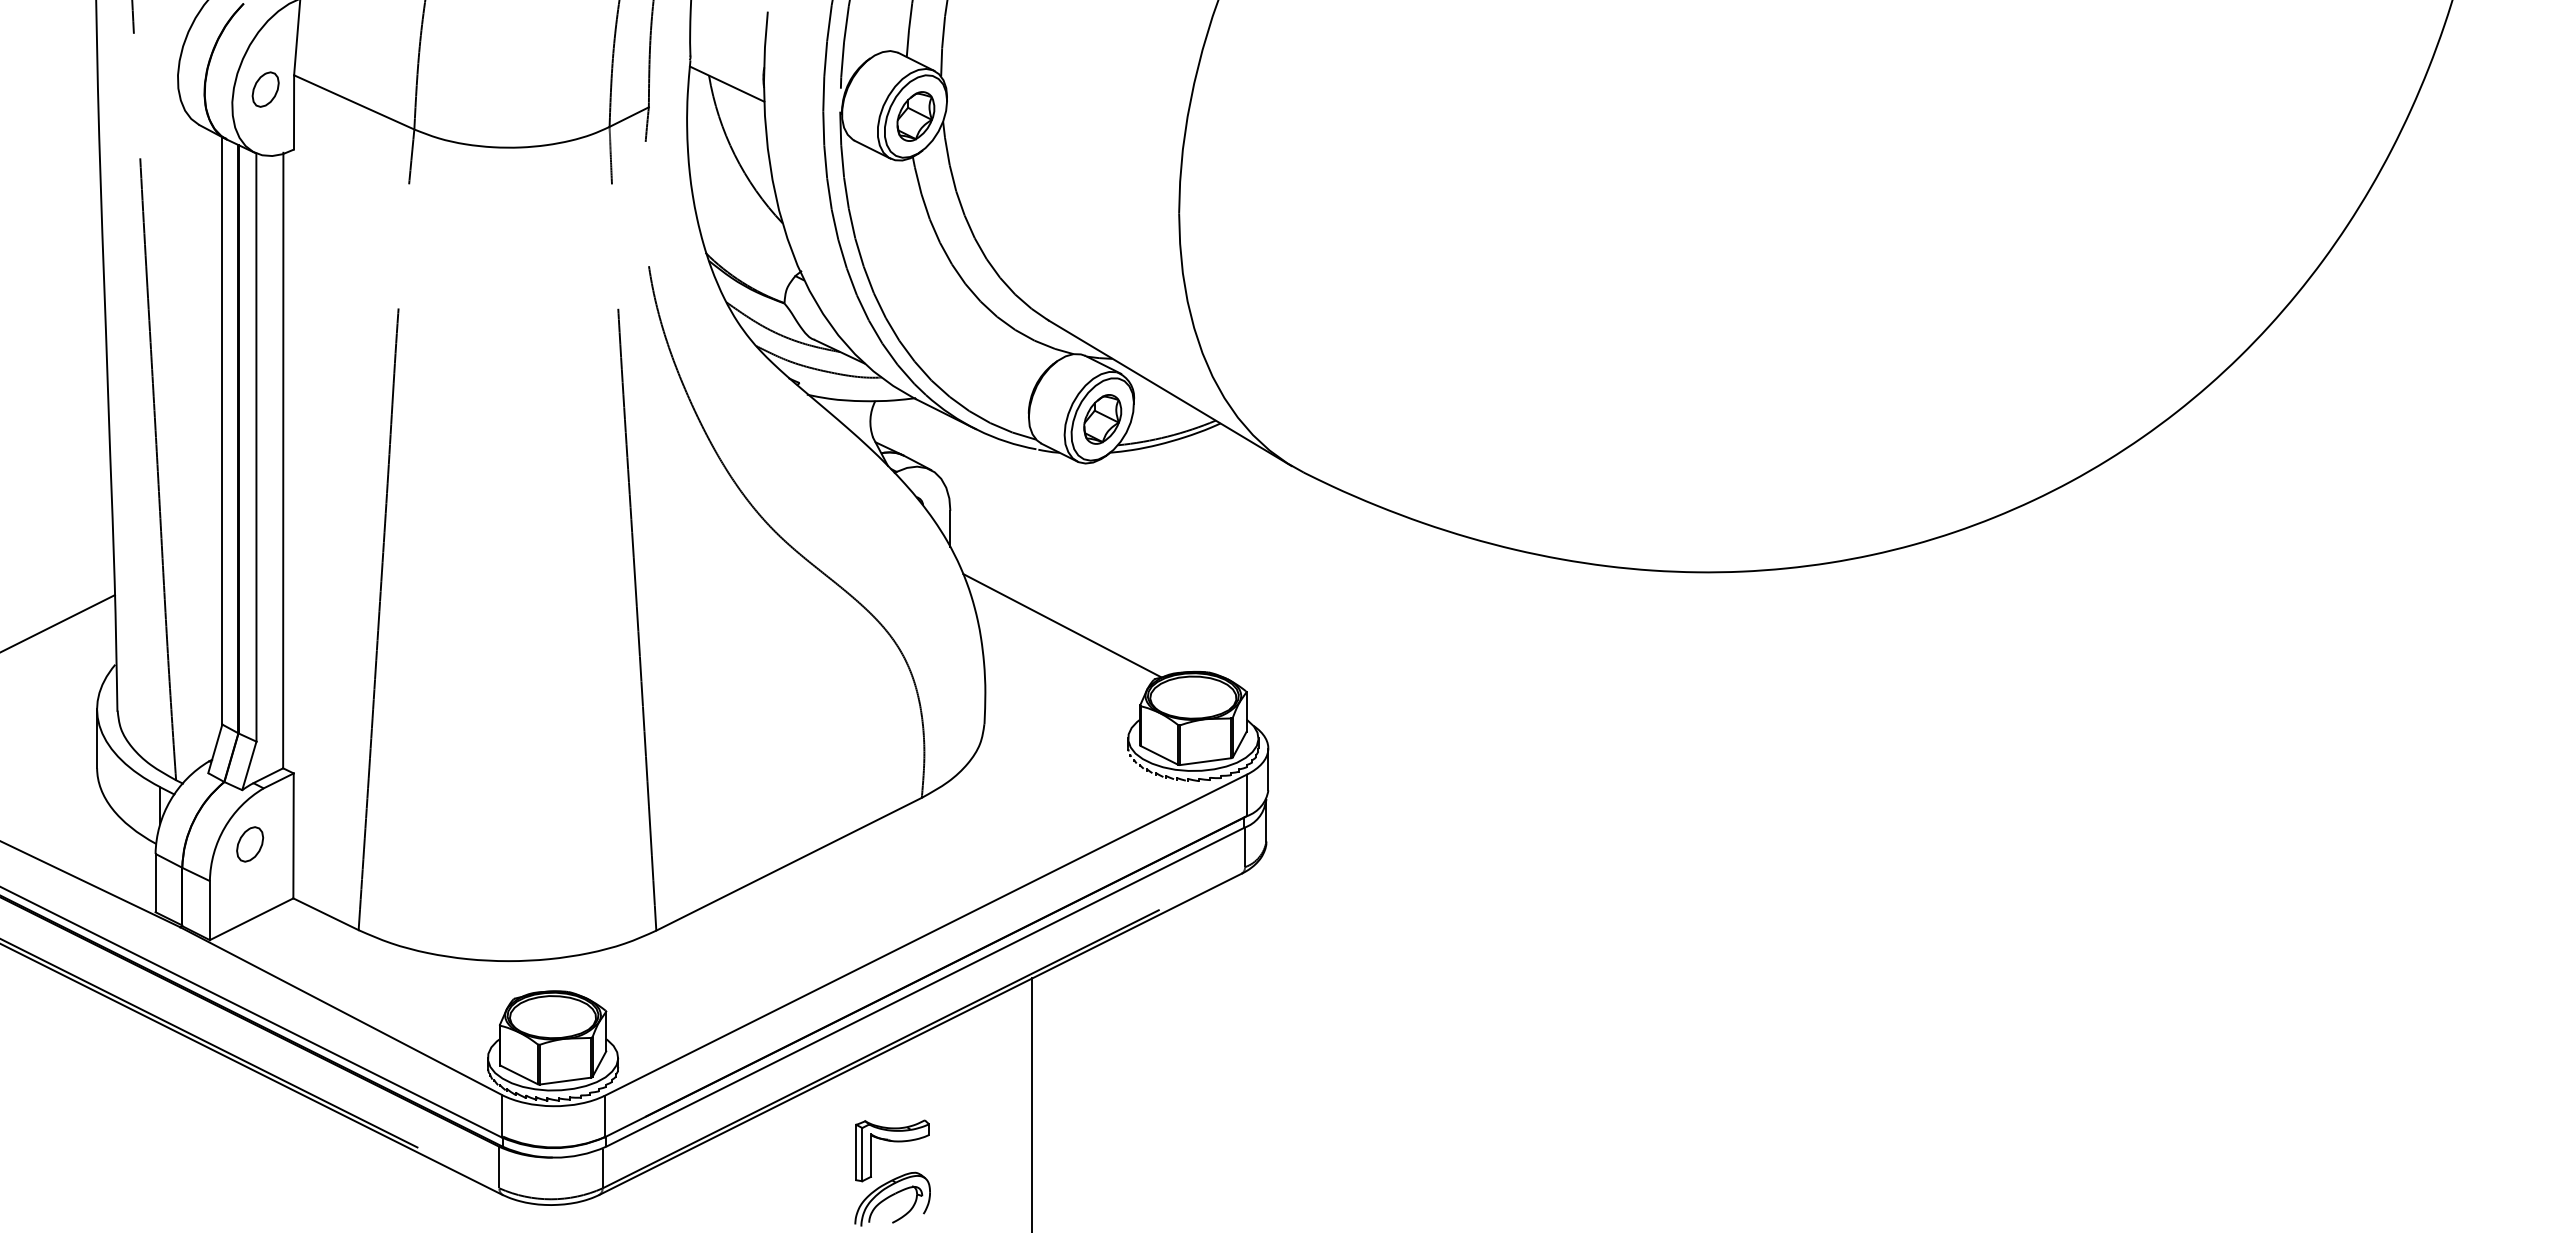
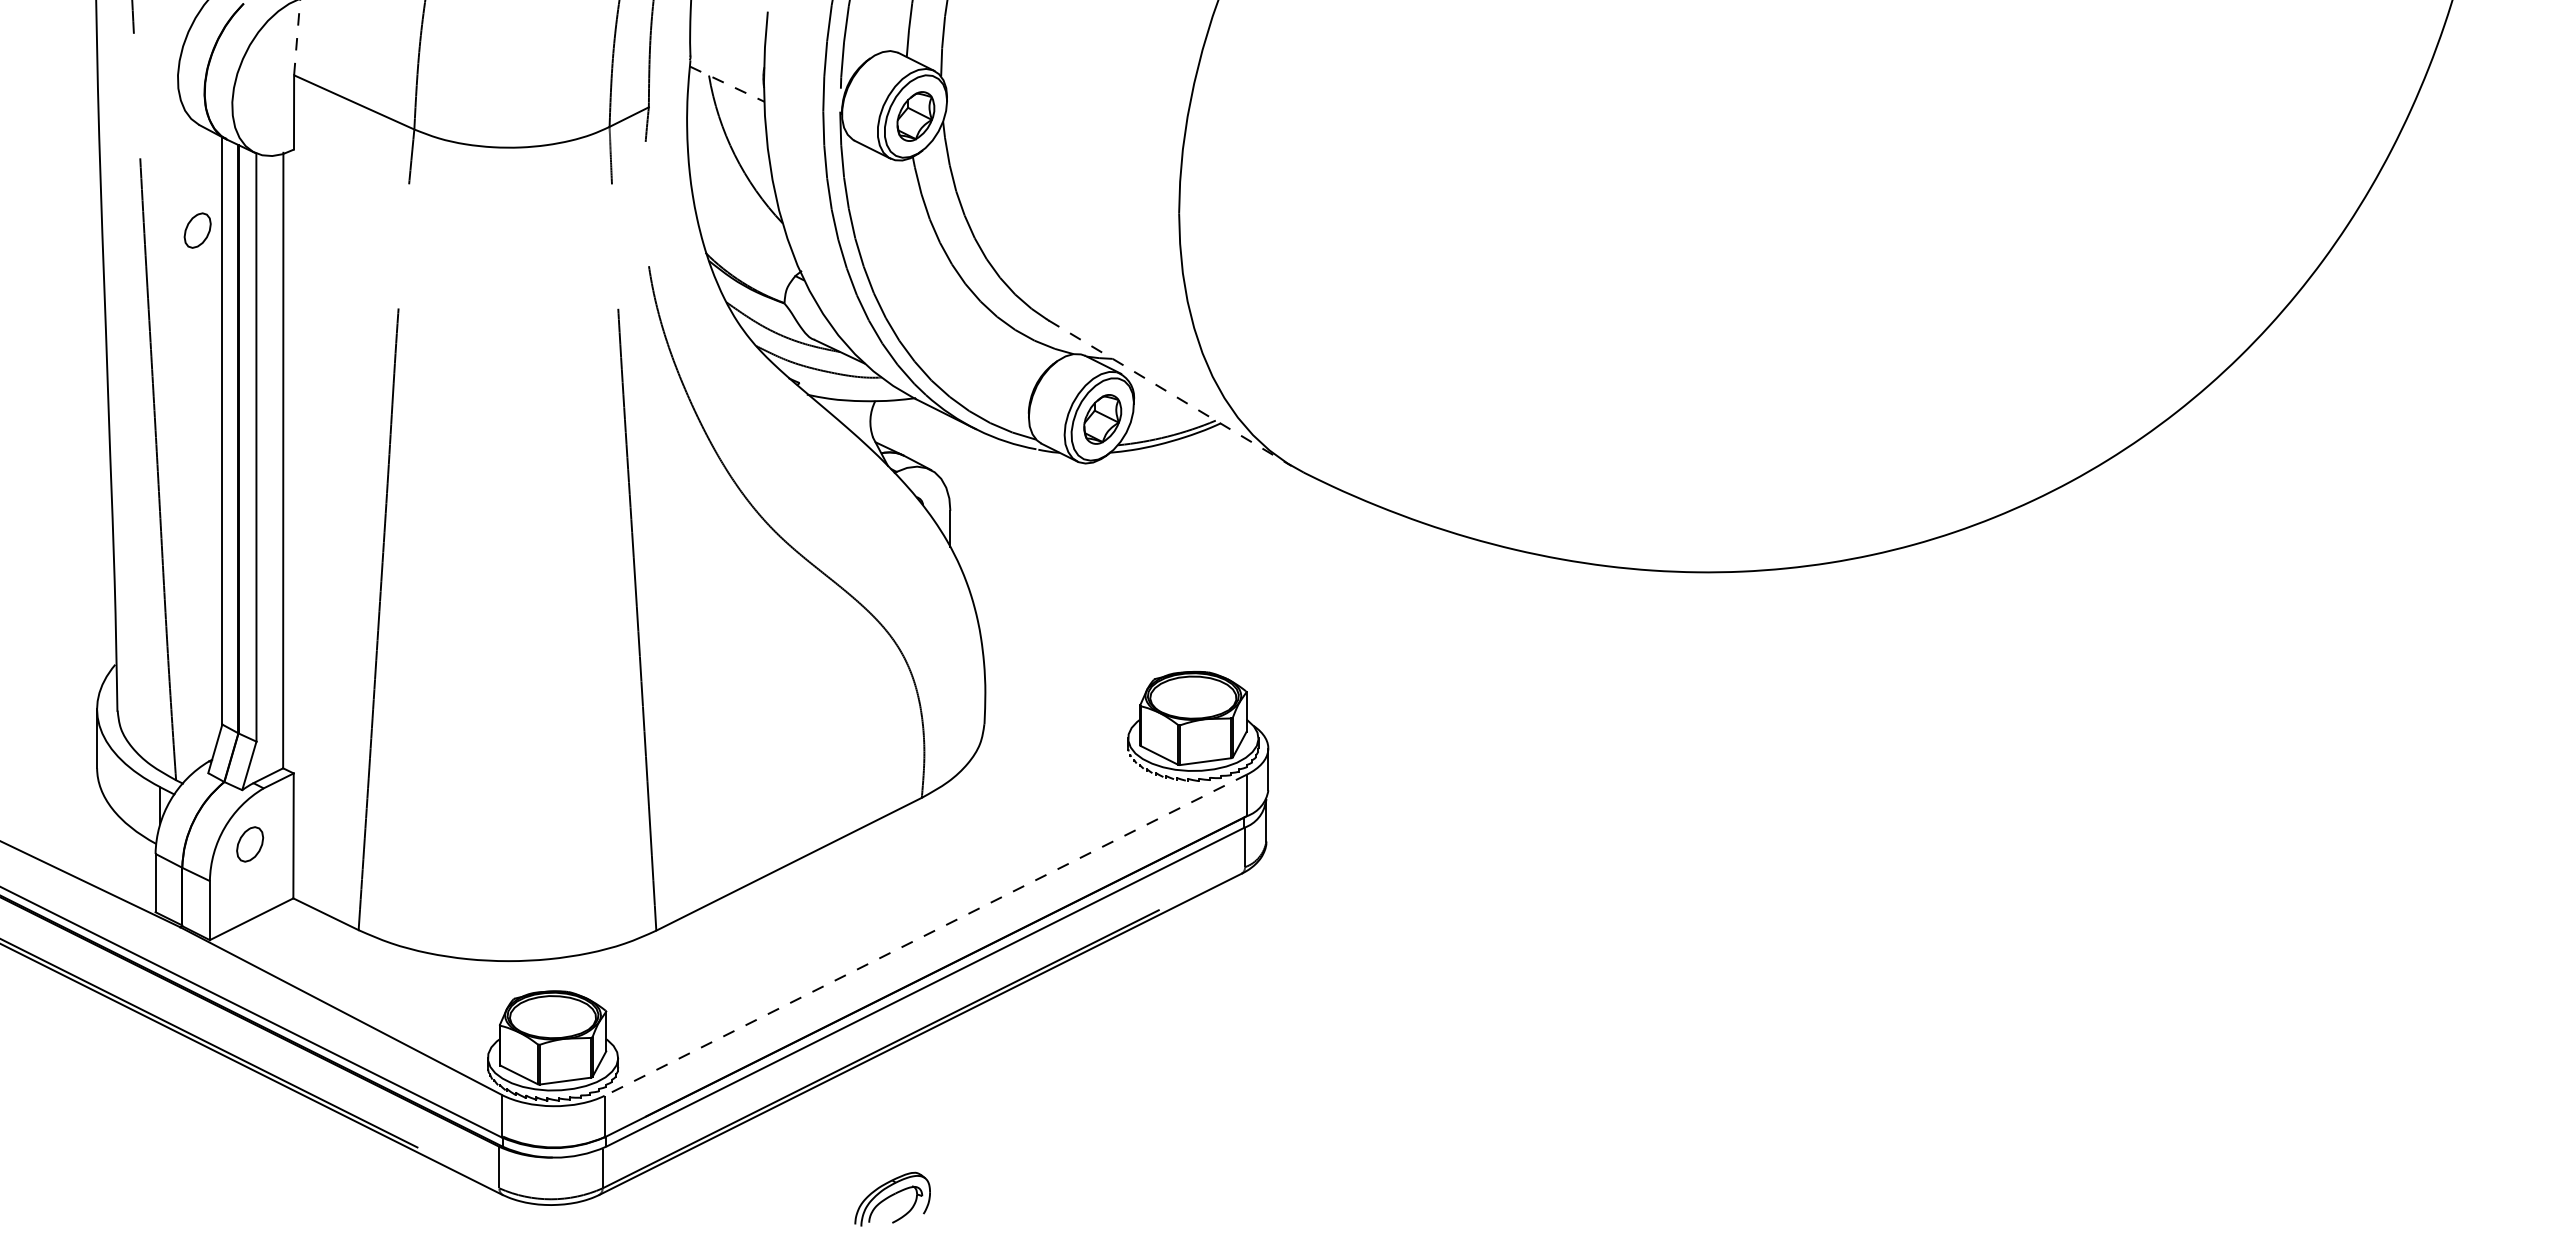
line: solid -> dashed (297, 37)
line: solid -> dashed (727, 84)
part position: (265, 89) -> (197, 230) (197, 230)
line: solid -> dashed (1170, 393)
line: present -> none (58, 623)
line: present -> none (1062, 625)
line: solid -> dashed (925, 935)
line: present -> none (1032, 1103)
part: present -> none (893, 1142)
